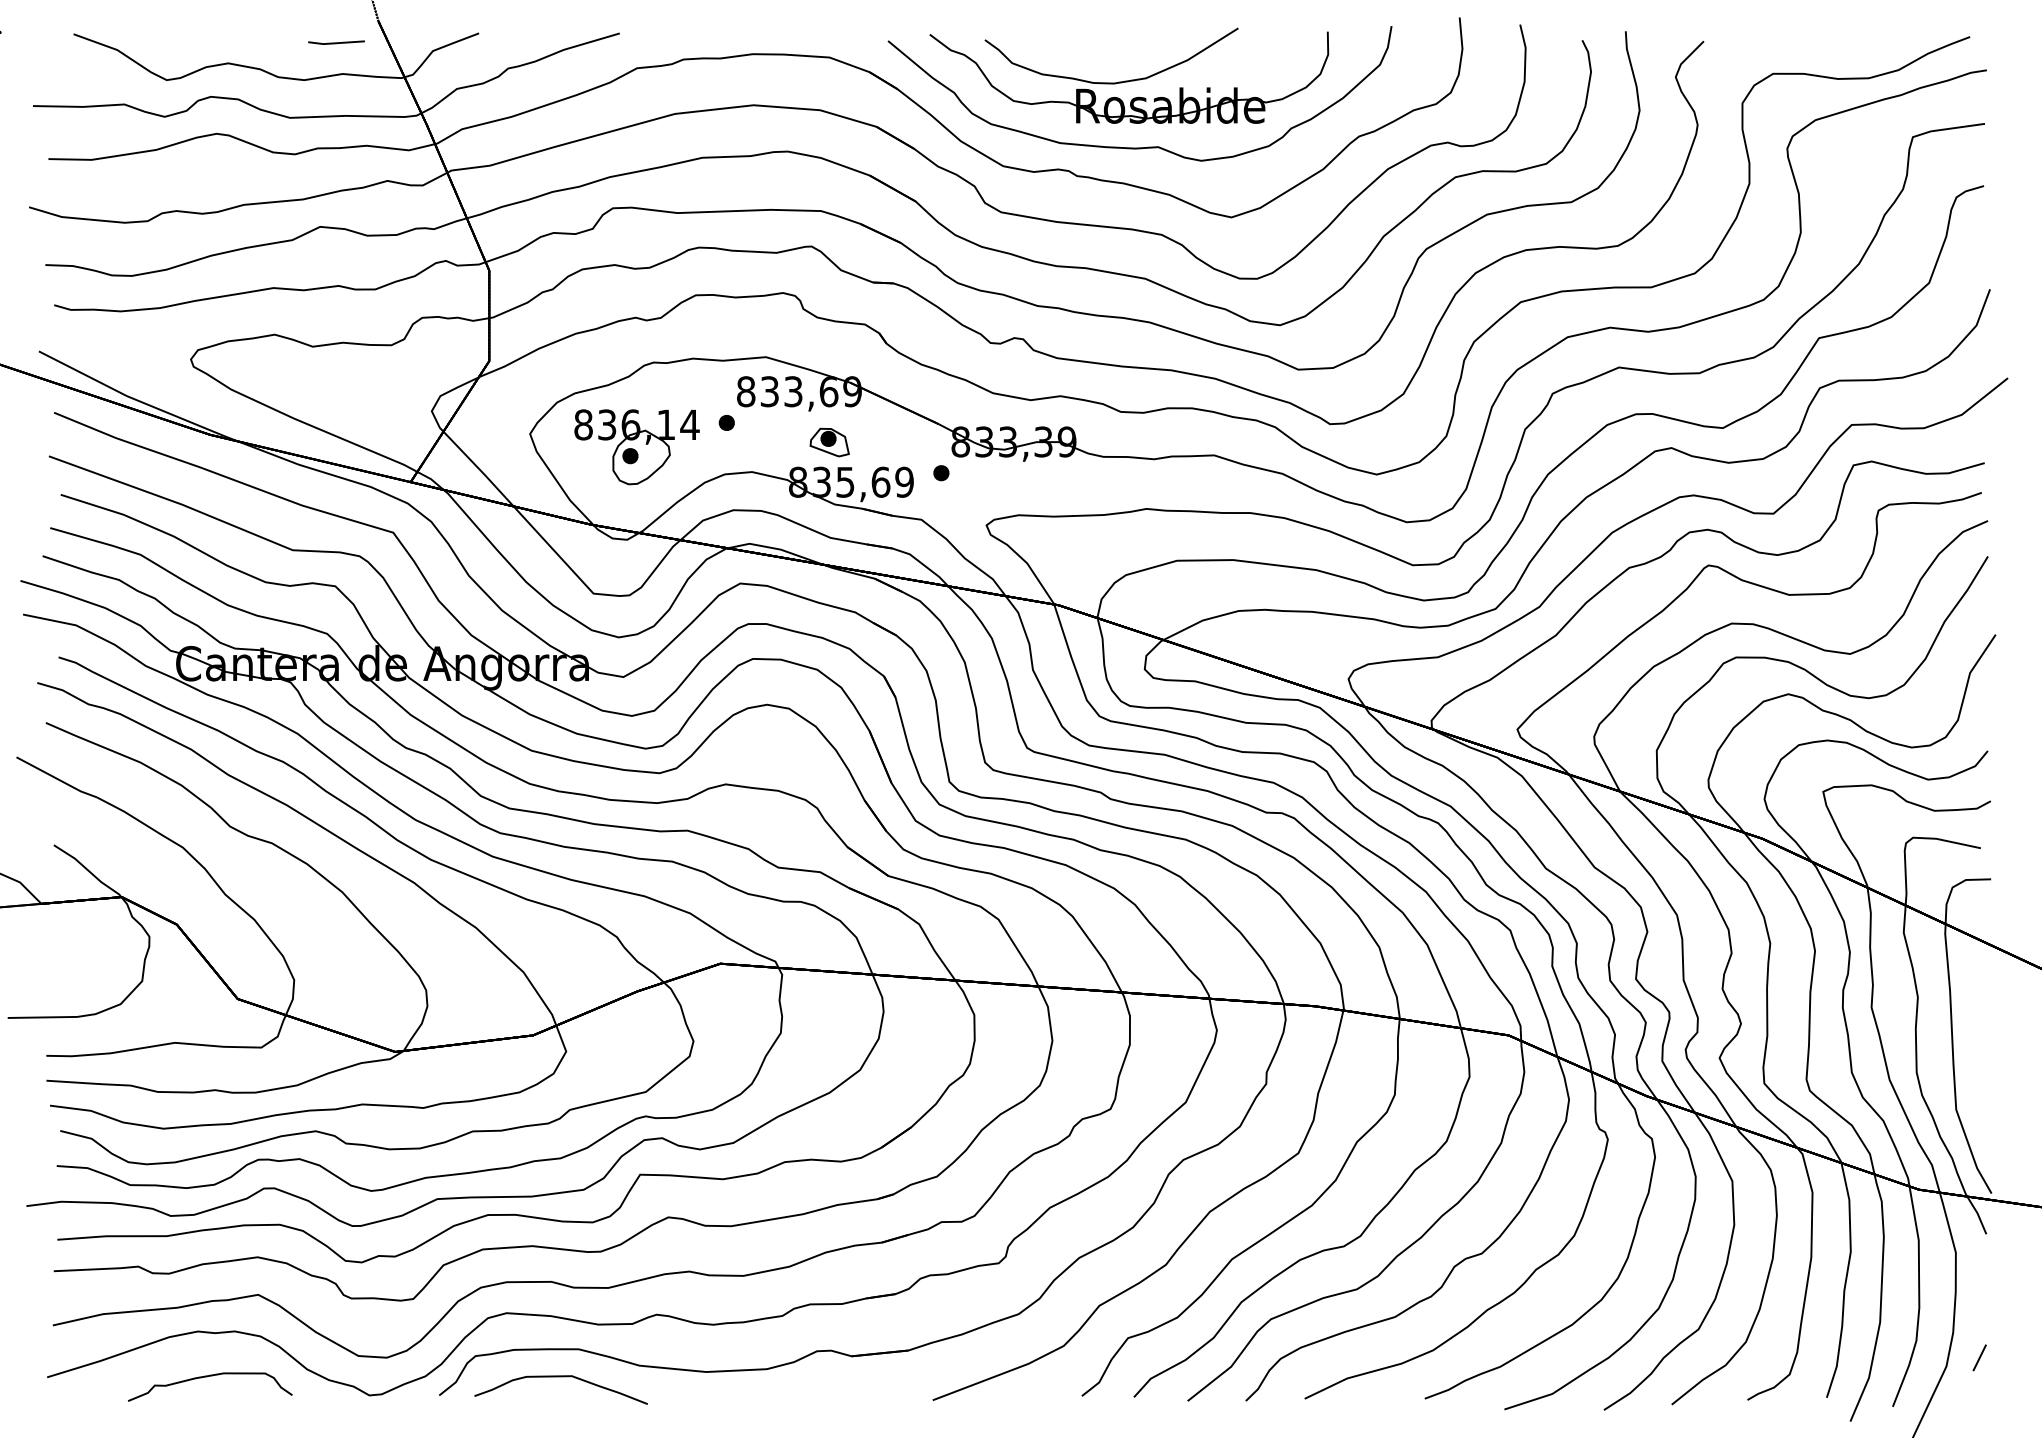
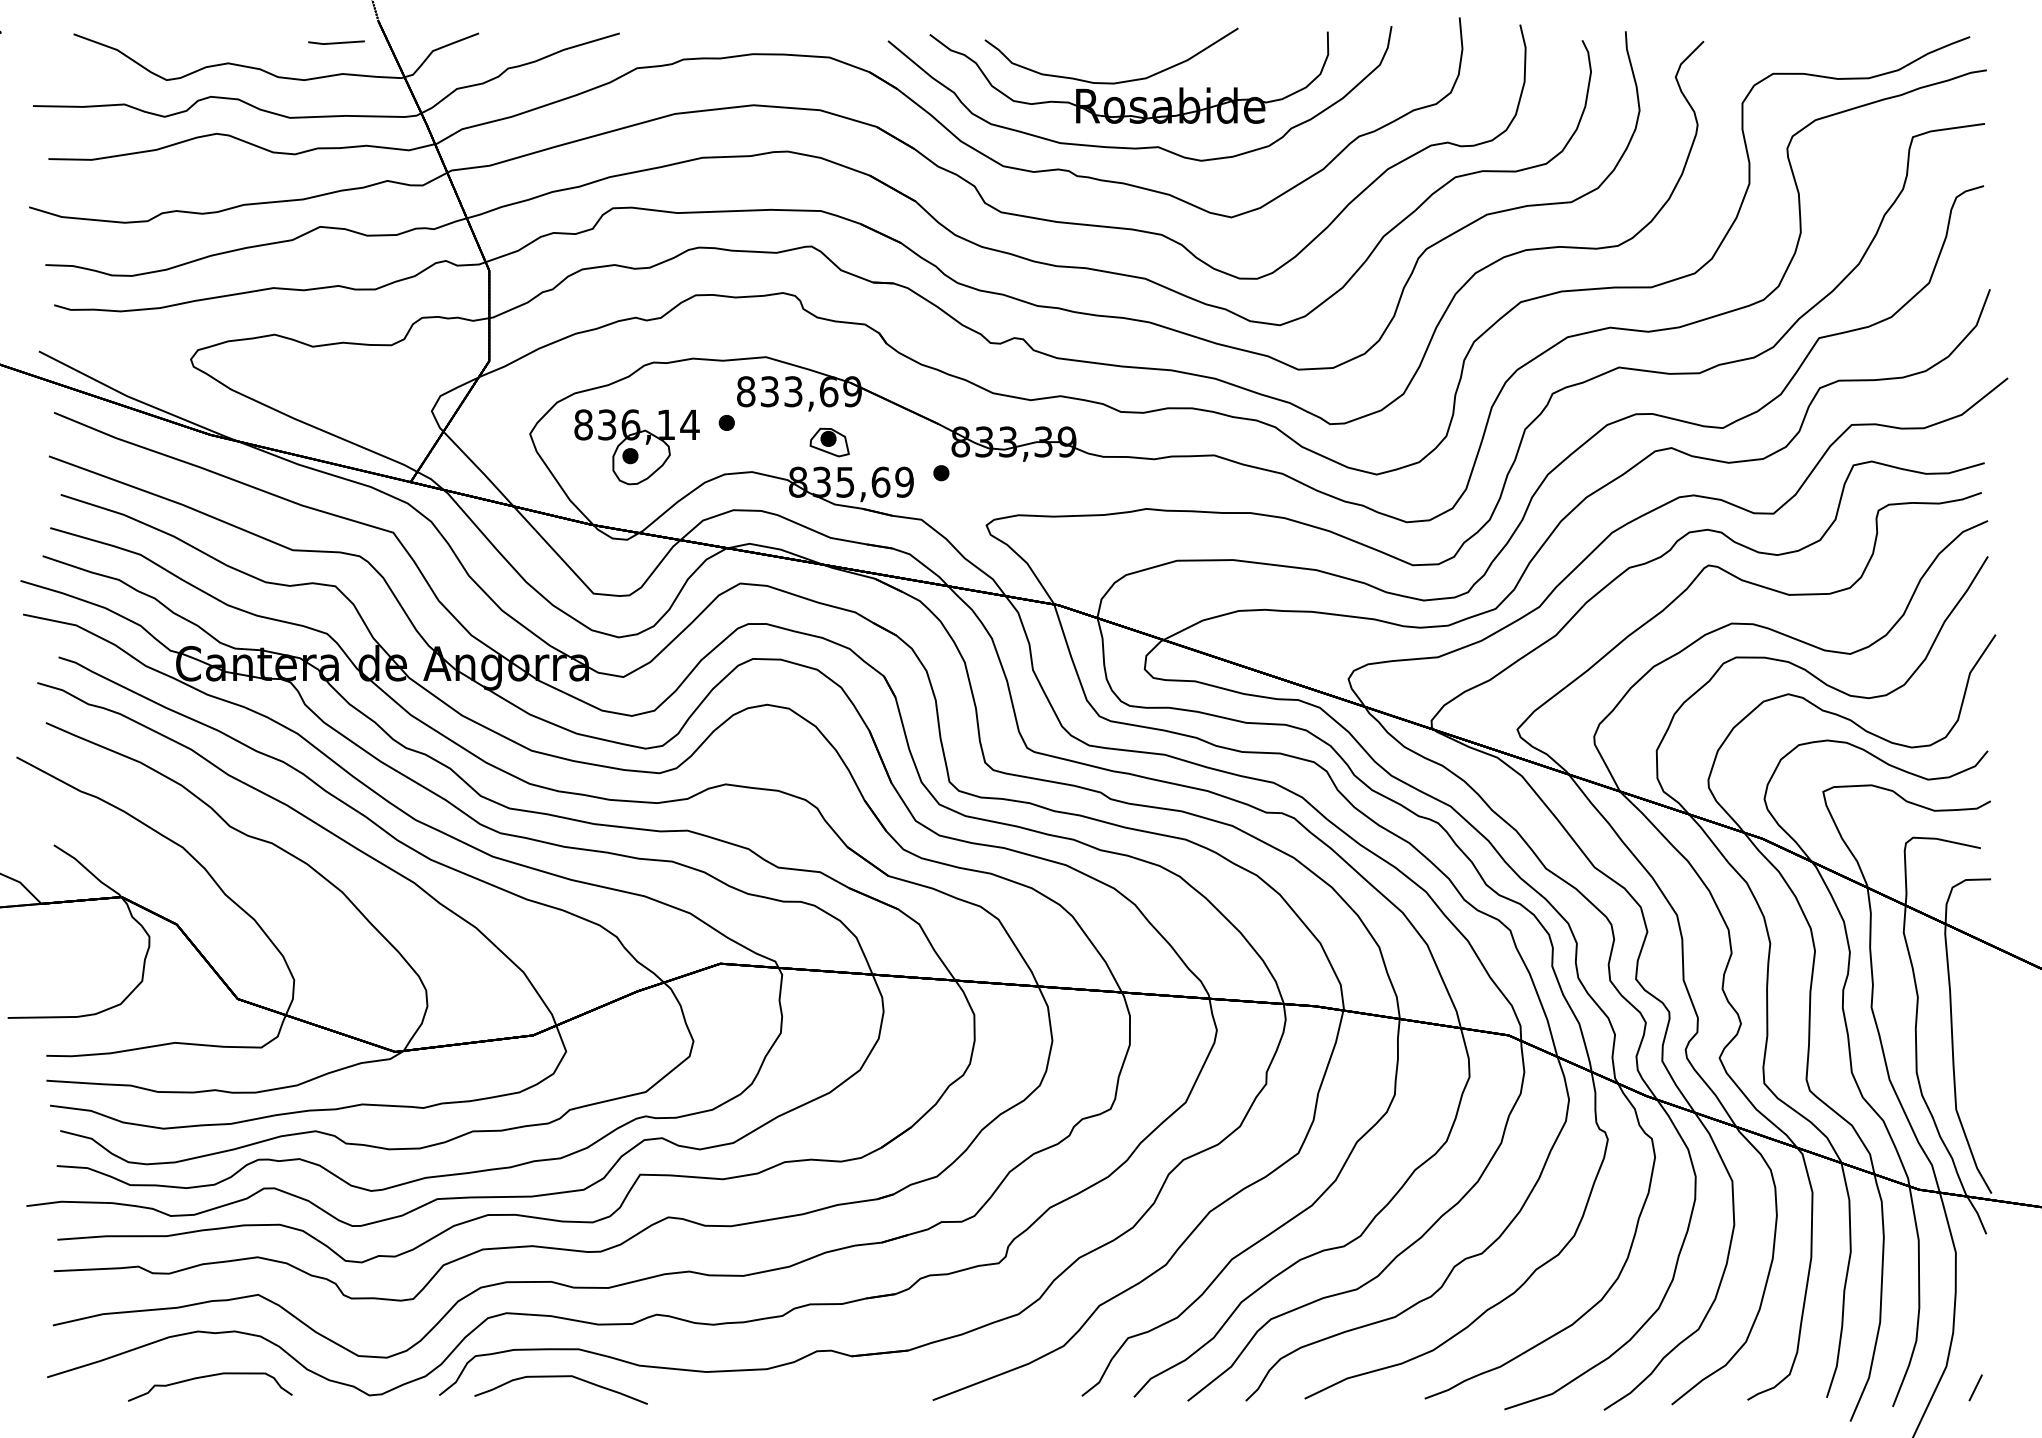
line position: (1979, 1357) -> (1975, 1387) (1975, 1387)
